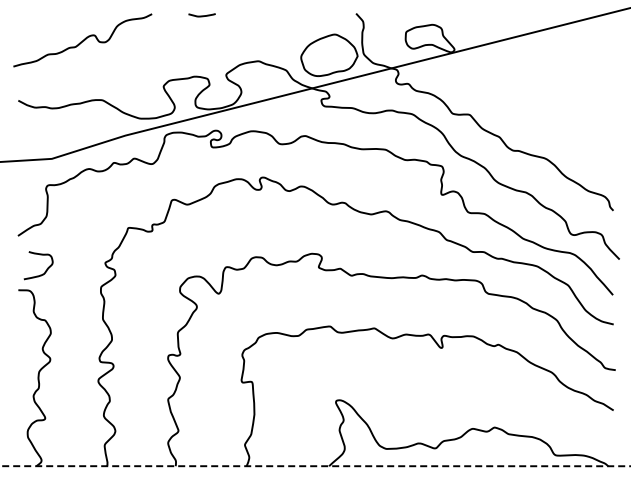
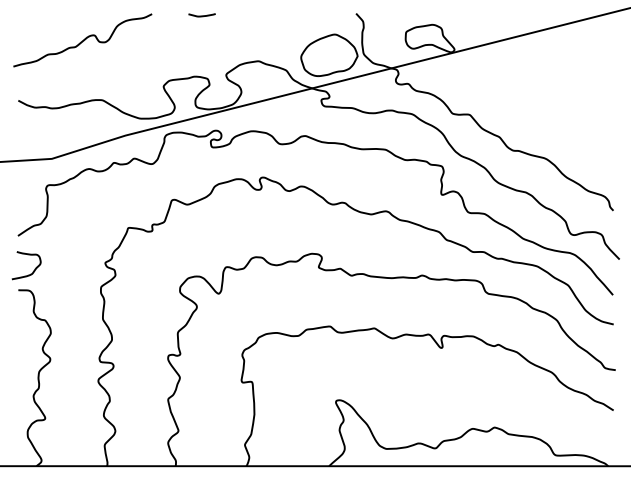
curve position: (44, 271) -> (32, 271) (32, 271)
line: dashed -> solid (315, 466)
